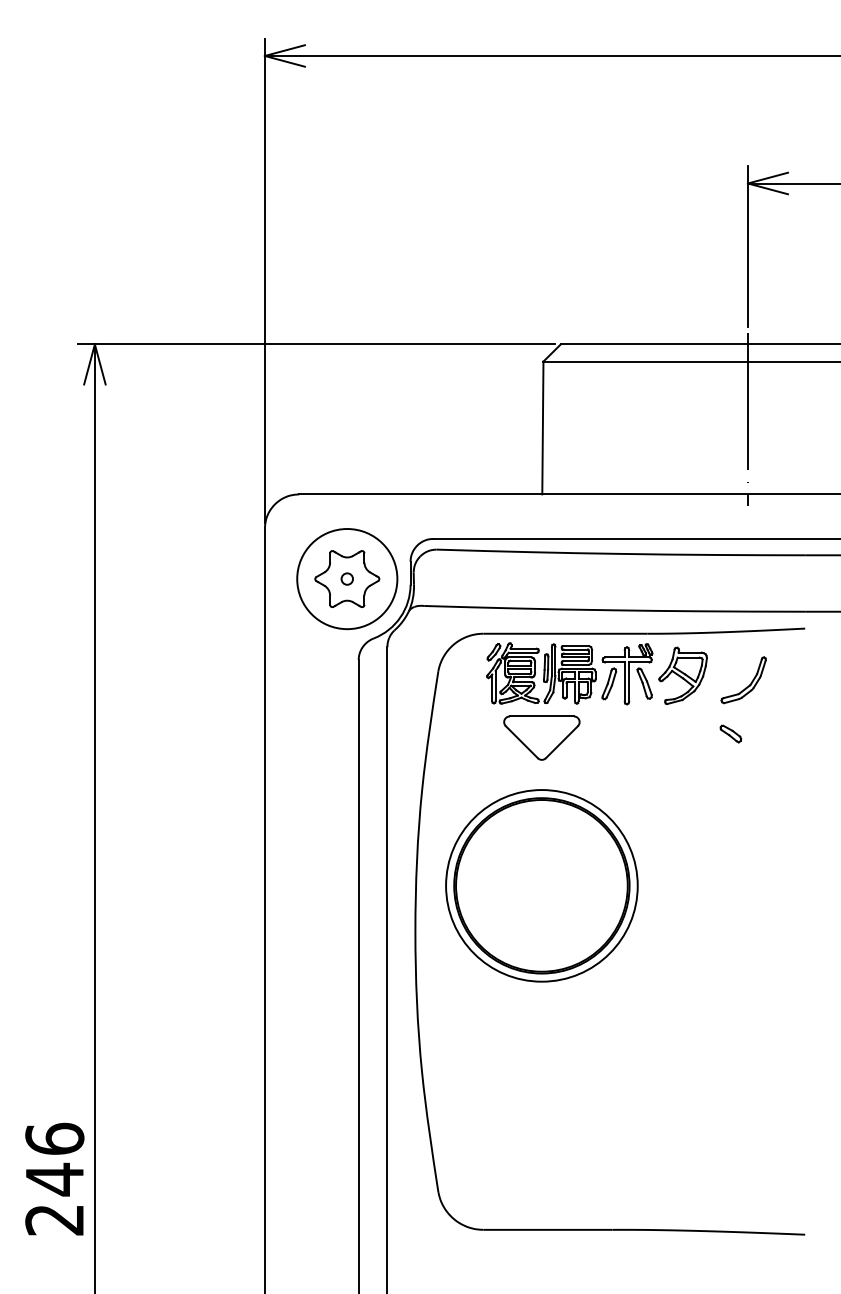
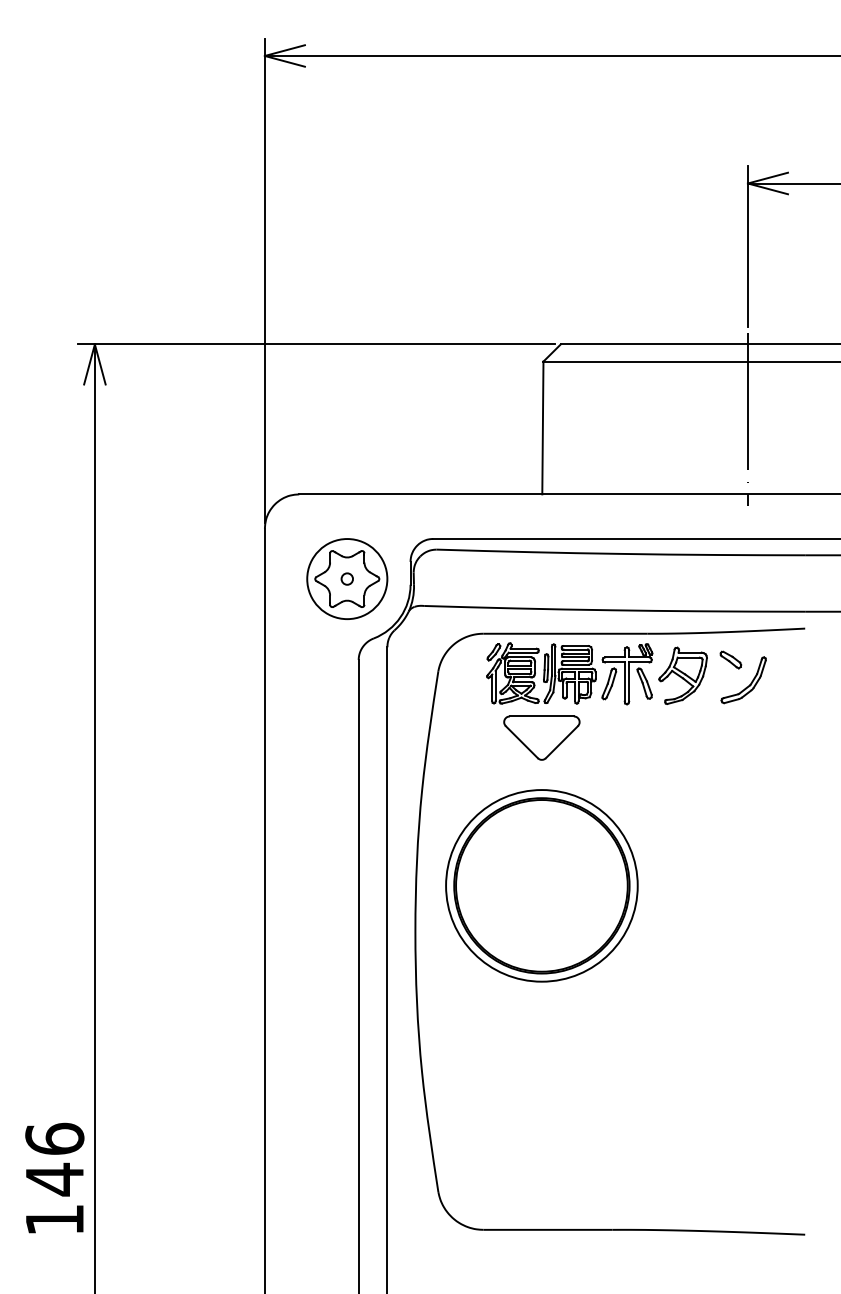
circle diameter: 100 px -> 80 px (347, 579)
part position: (730, 733) -> (730, 659) (730, 659)
text: 246 -> 146 (54, 1220)
